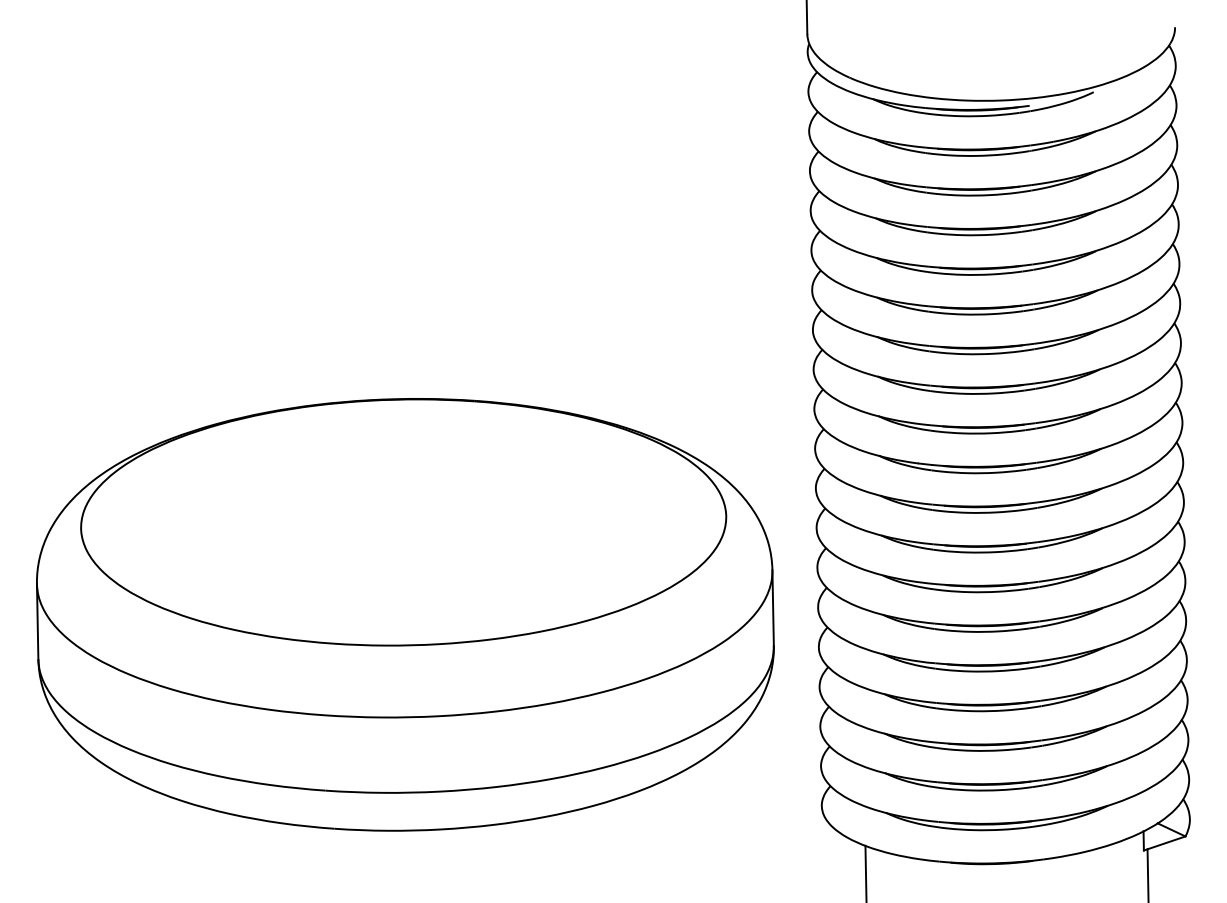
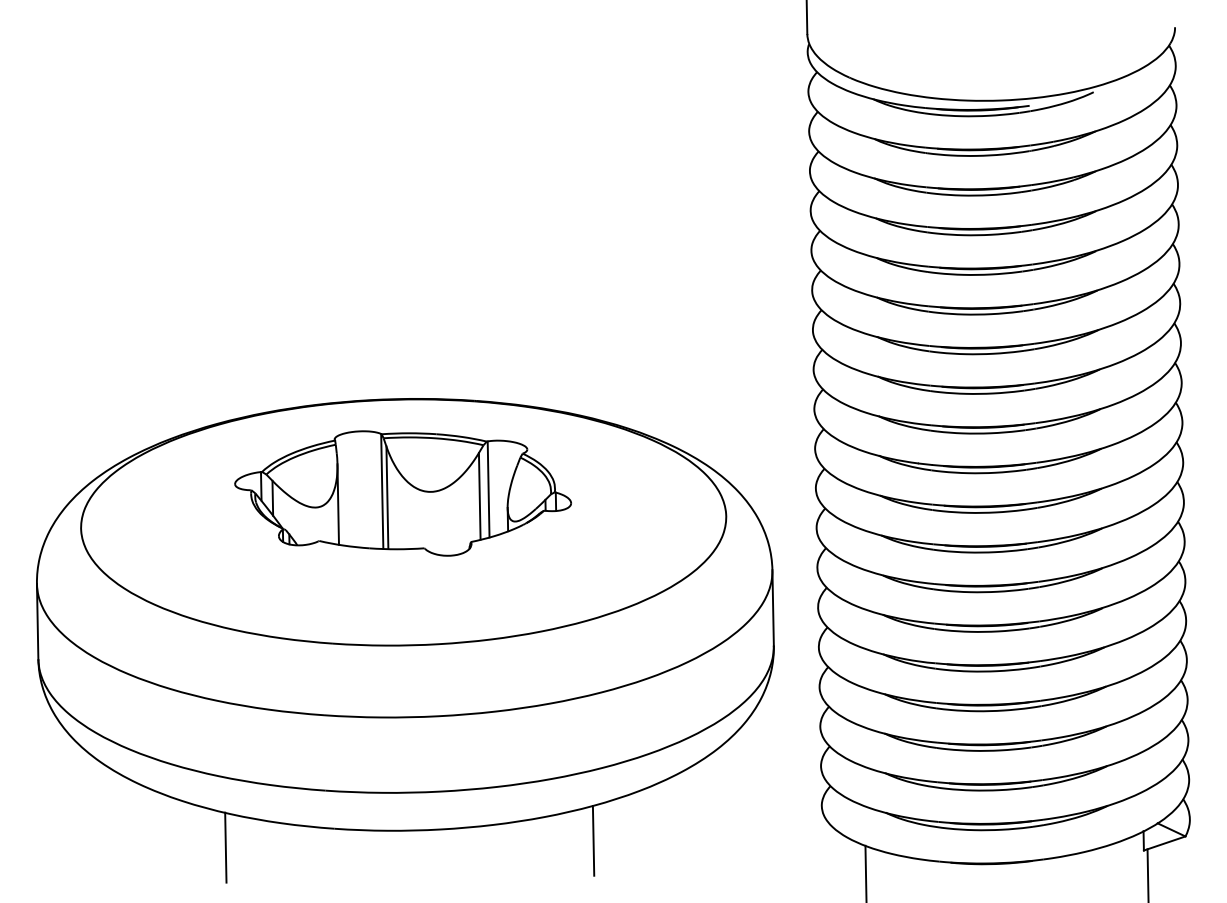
part: none -> present (402, 493)
line: none -> present (593, 840)
line: none -> present (225, 847)
